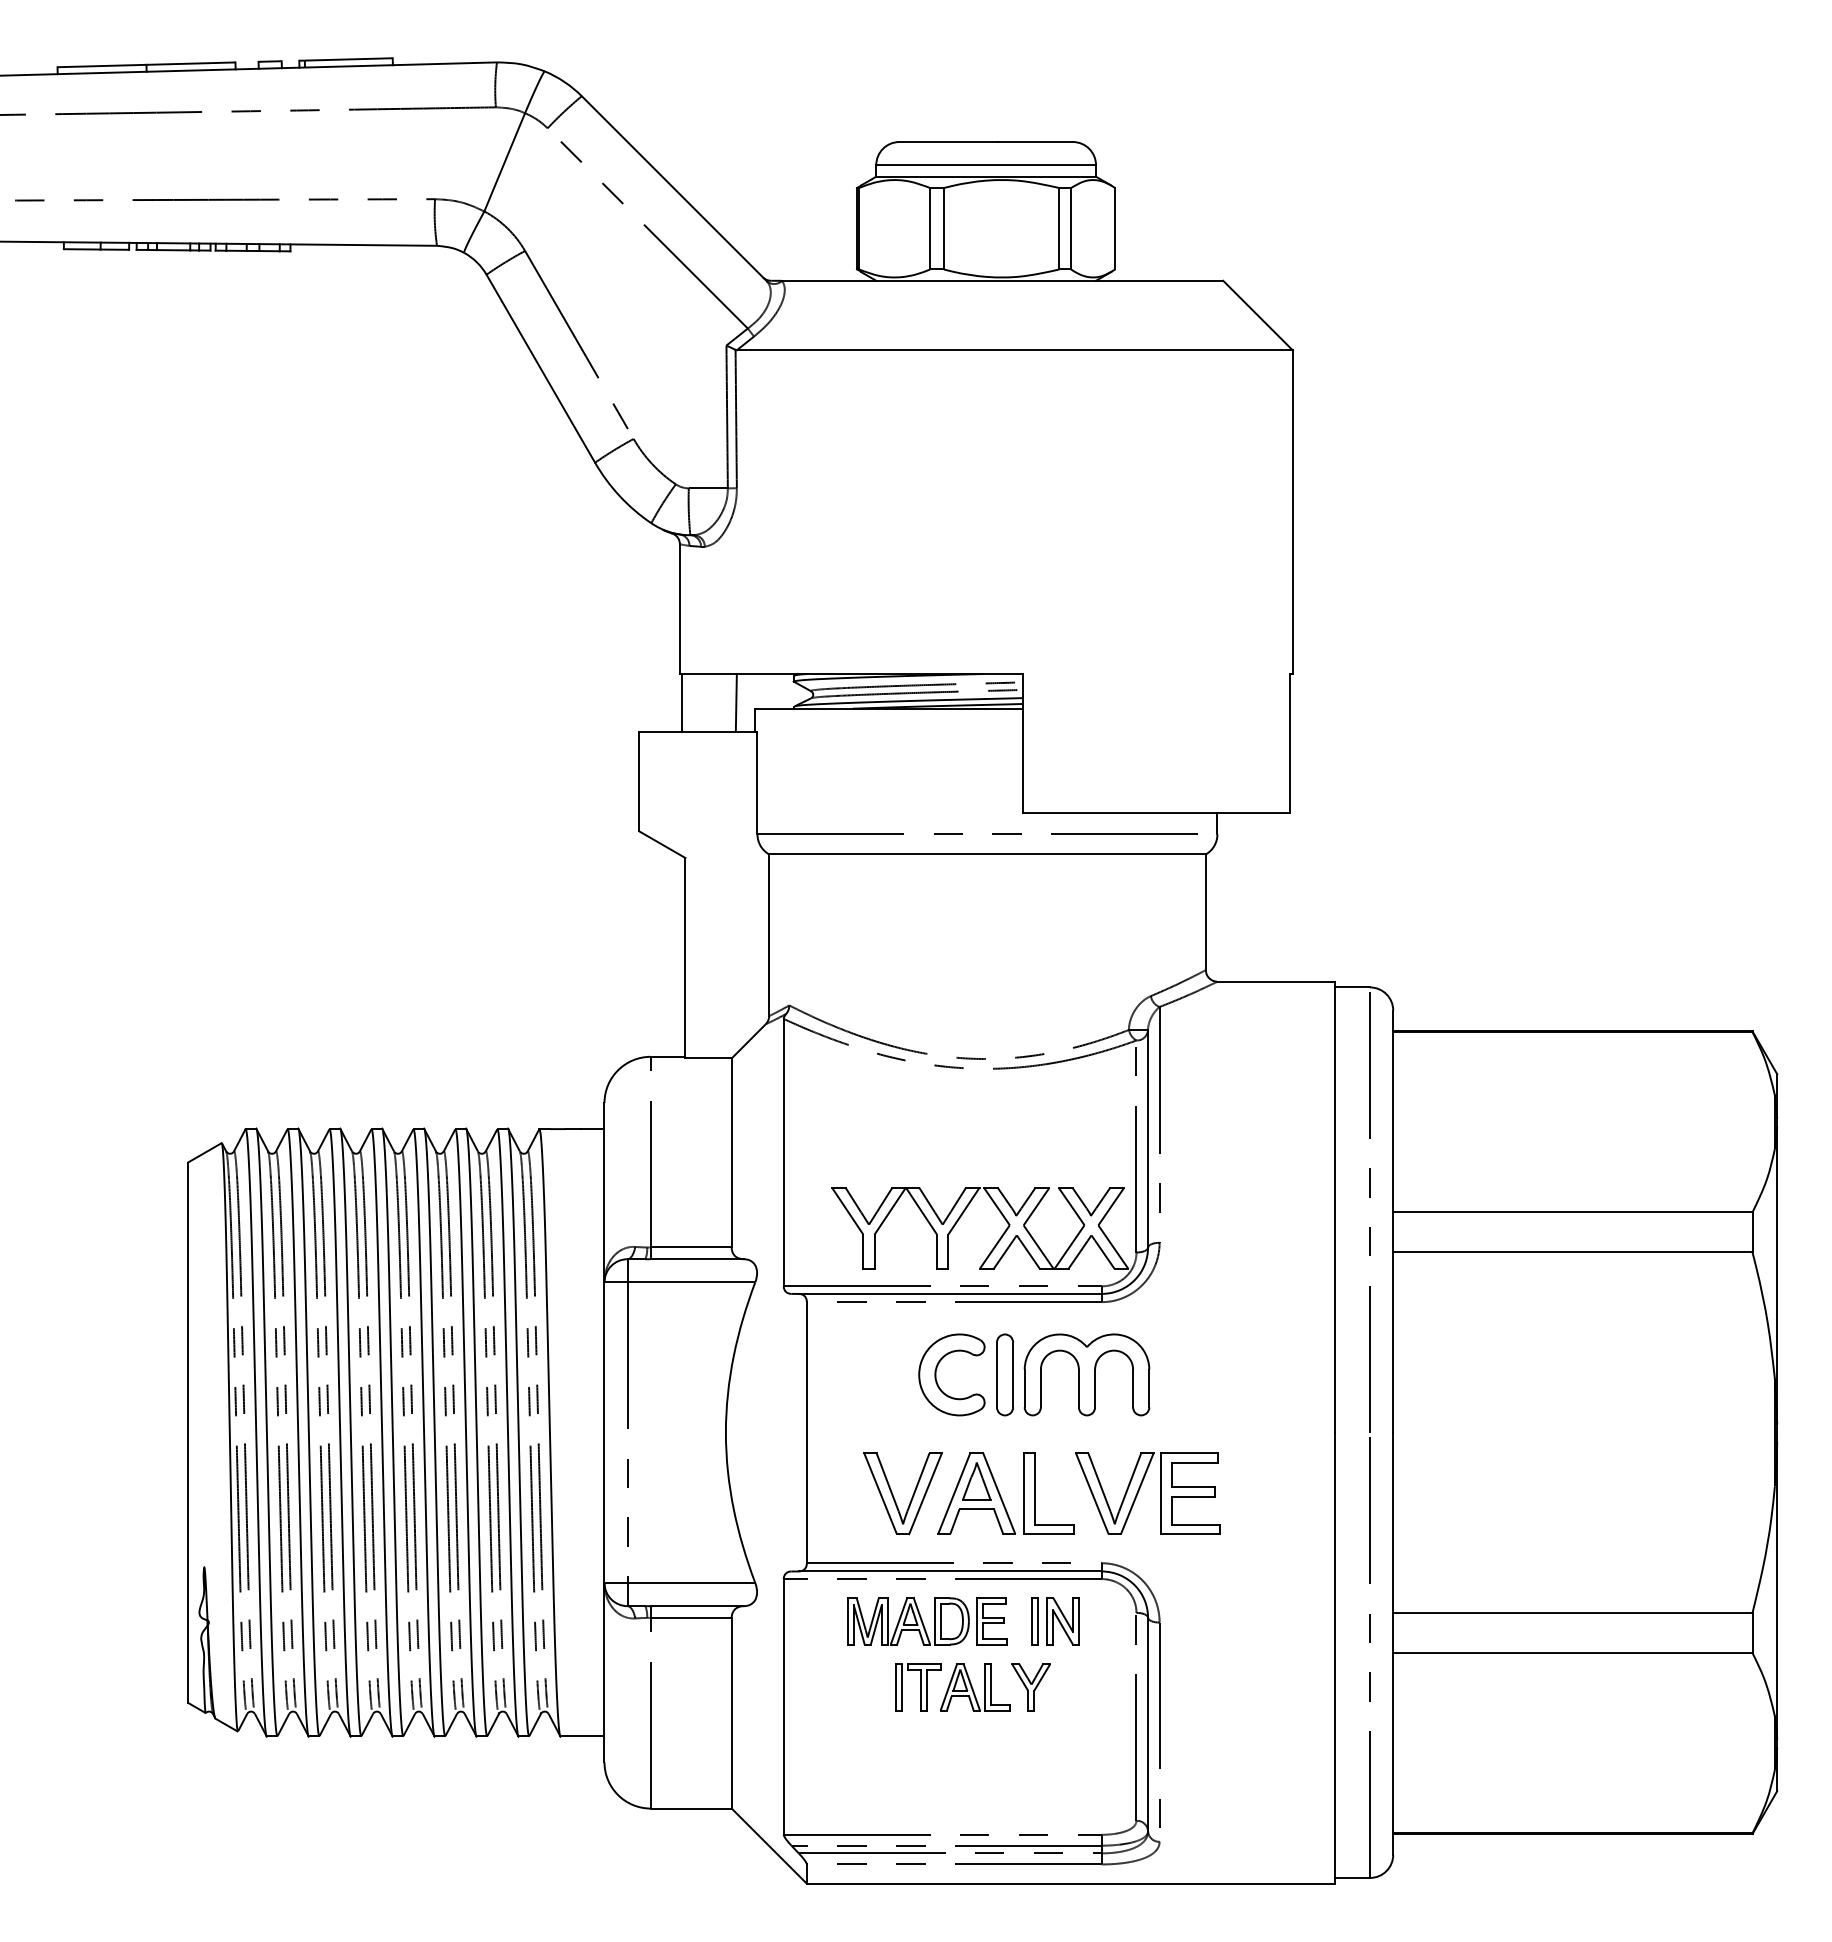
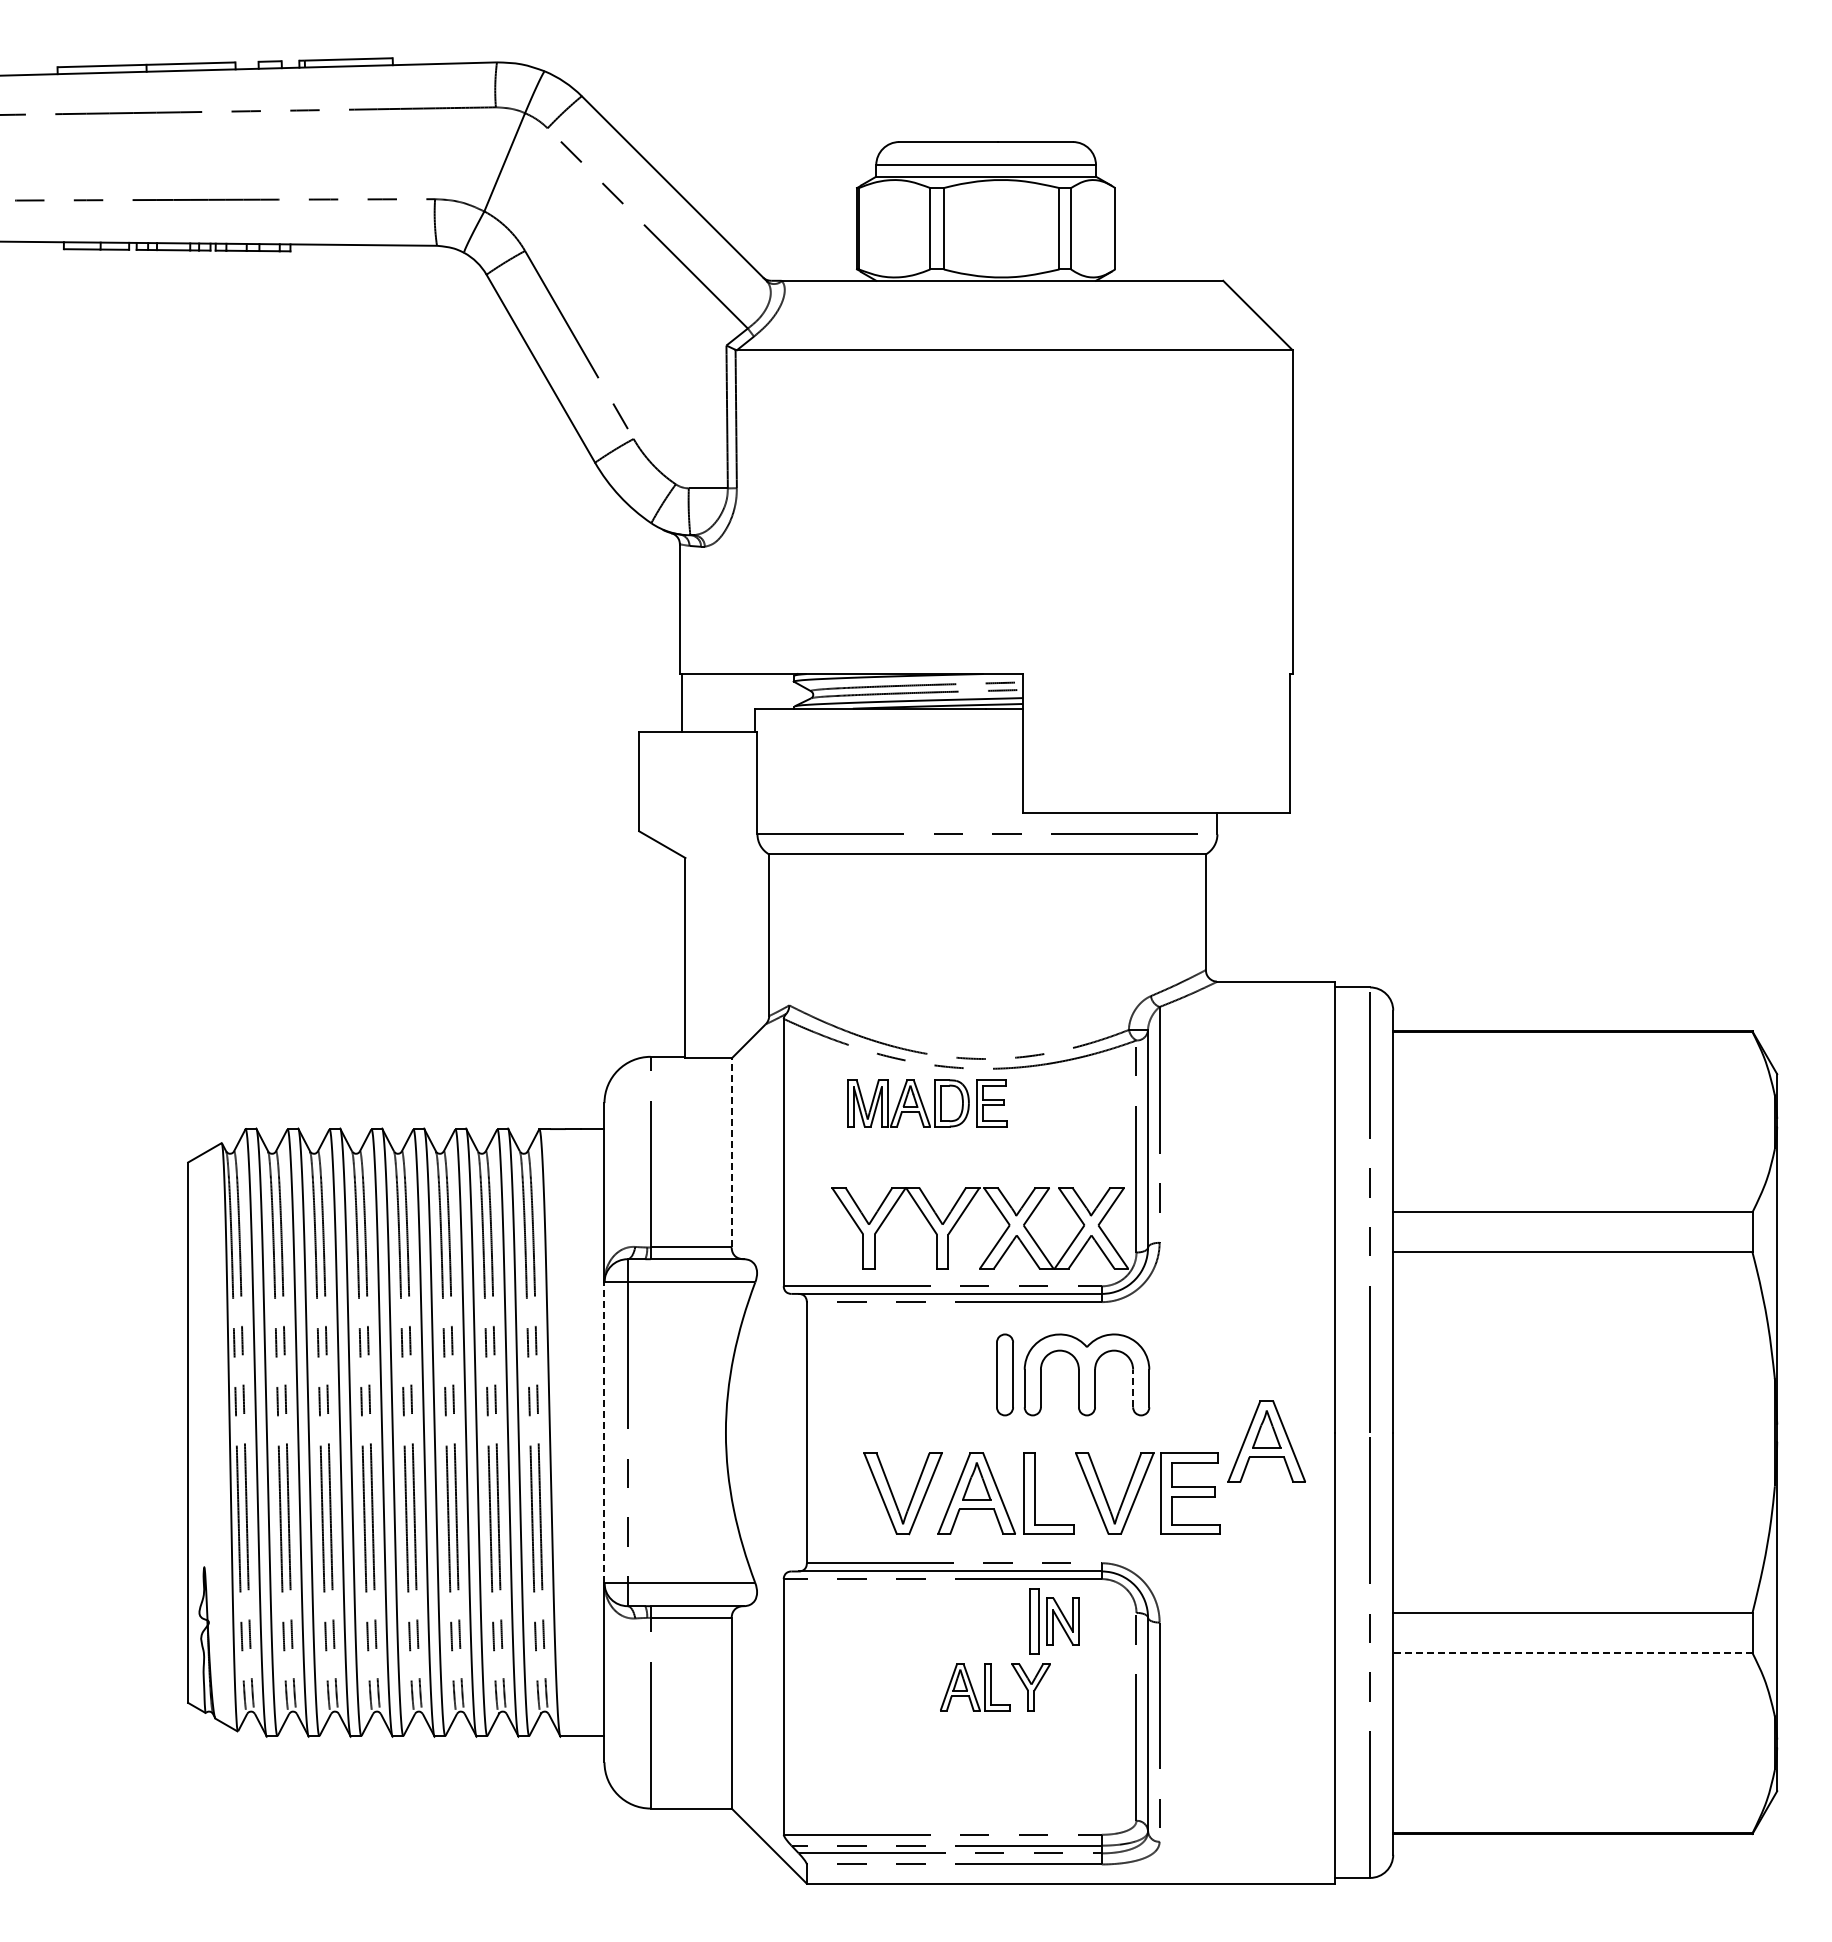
line: present -> none (735, 702)
line: solid -> dashed (731, 1152)
part: present -> none (936, 1374)
line: solid -> dashed (1133, 1388)
line: solid -> dashed (604, 1432)
part: none -> present (1266, 1441)
part position: (927, 1621) -> (927, 1103) (927, 1103)
part size: 8x49 px -> 11x67 px (1034, 1621)
line: solid -> dashed (1572, 1653)
part: present -> none (918, 1687)
